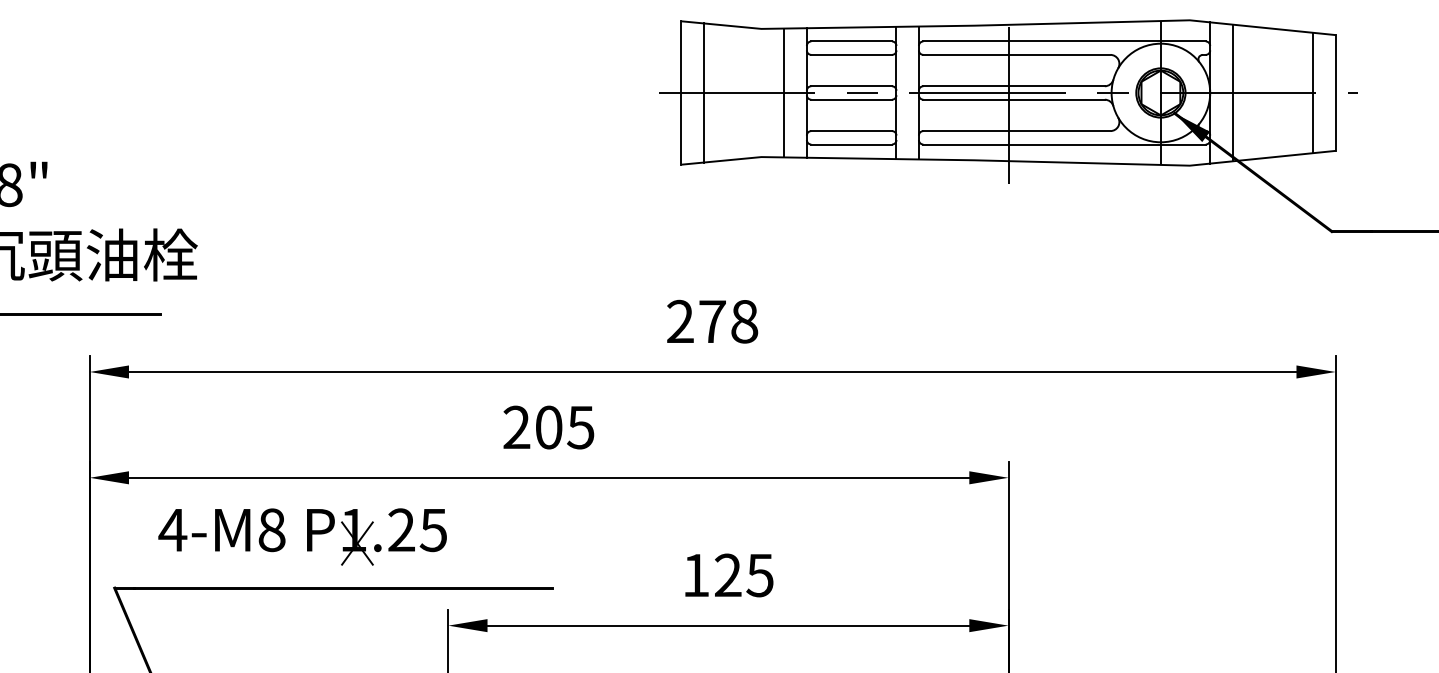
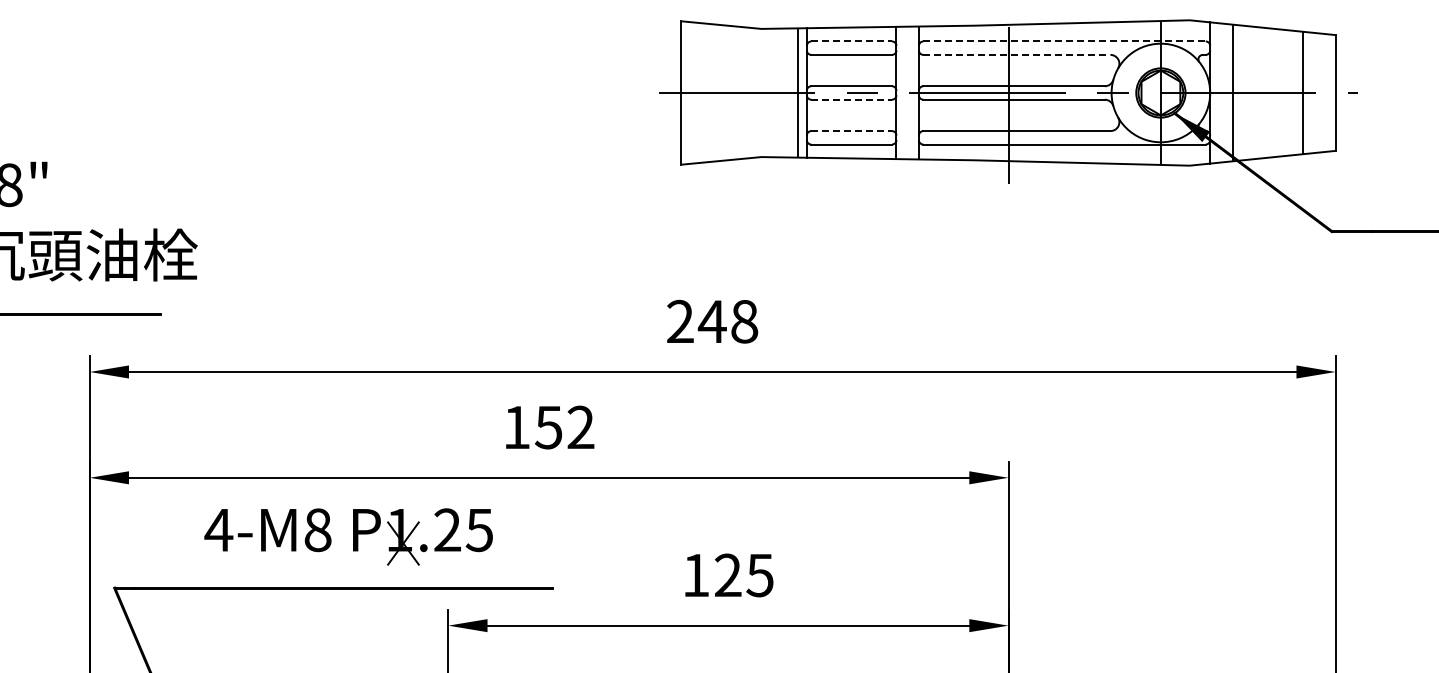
line: solid -> dashed (852, 41)
line: solid -> dashed (1065, 41)
line: solid -> dashed (1016, 54)
line: present -> none (703, 92)
line position: (784, 92) -> (798, 92) (798, 92)
line position: (1313, 92) -> (1303, 92) (1303, 92)
line: solid -> dashed (852, 99)
line: solid -> dashed (852, 131)
text: 278 -> 248 (711, 321)
text: 205 -> 152 (548, 427)
part position: (302, 536) -> (348, 536) (348, 536)
